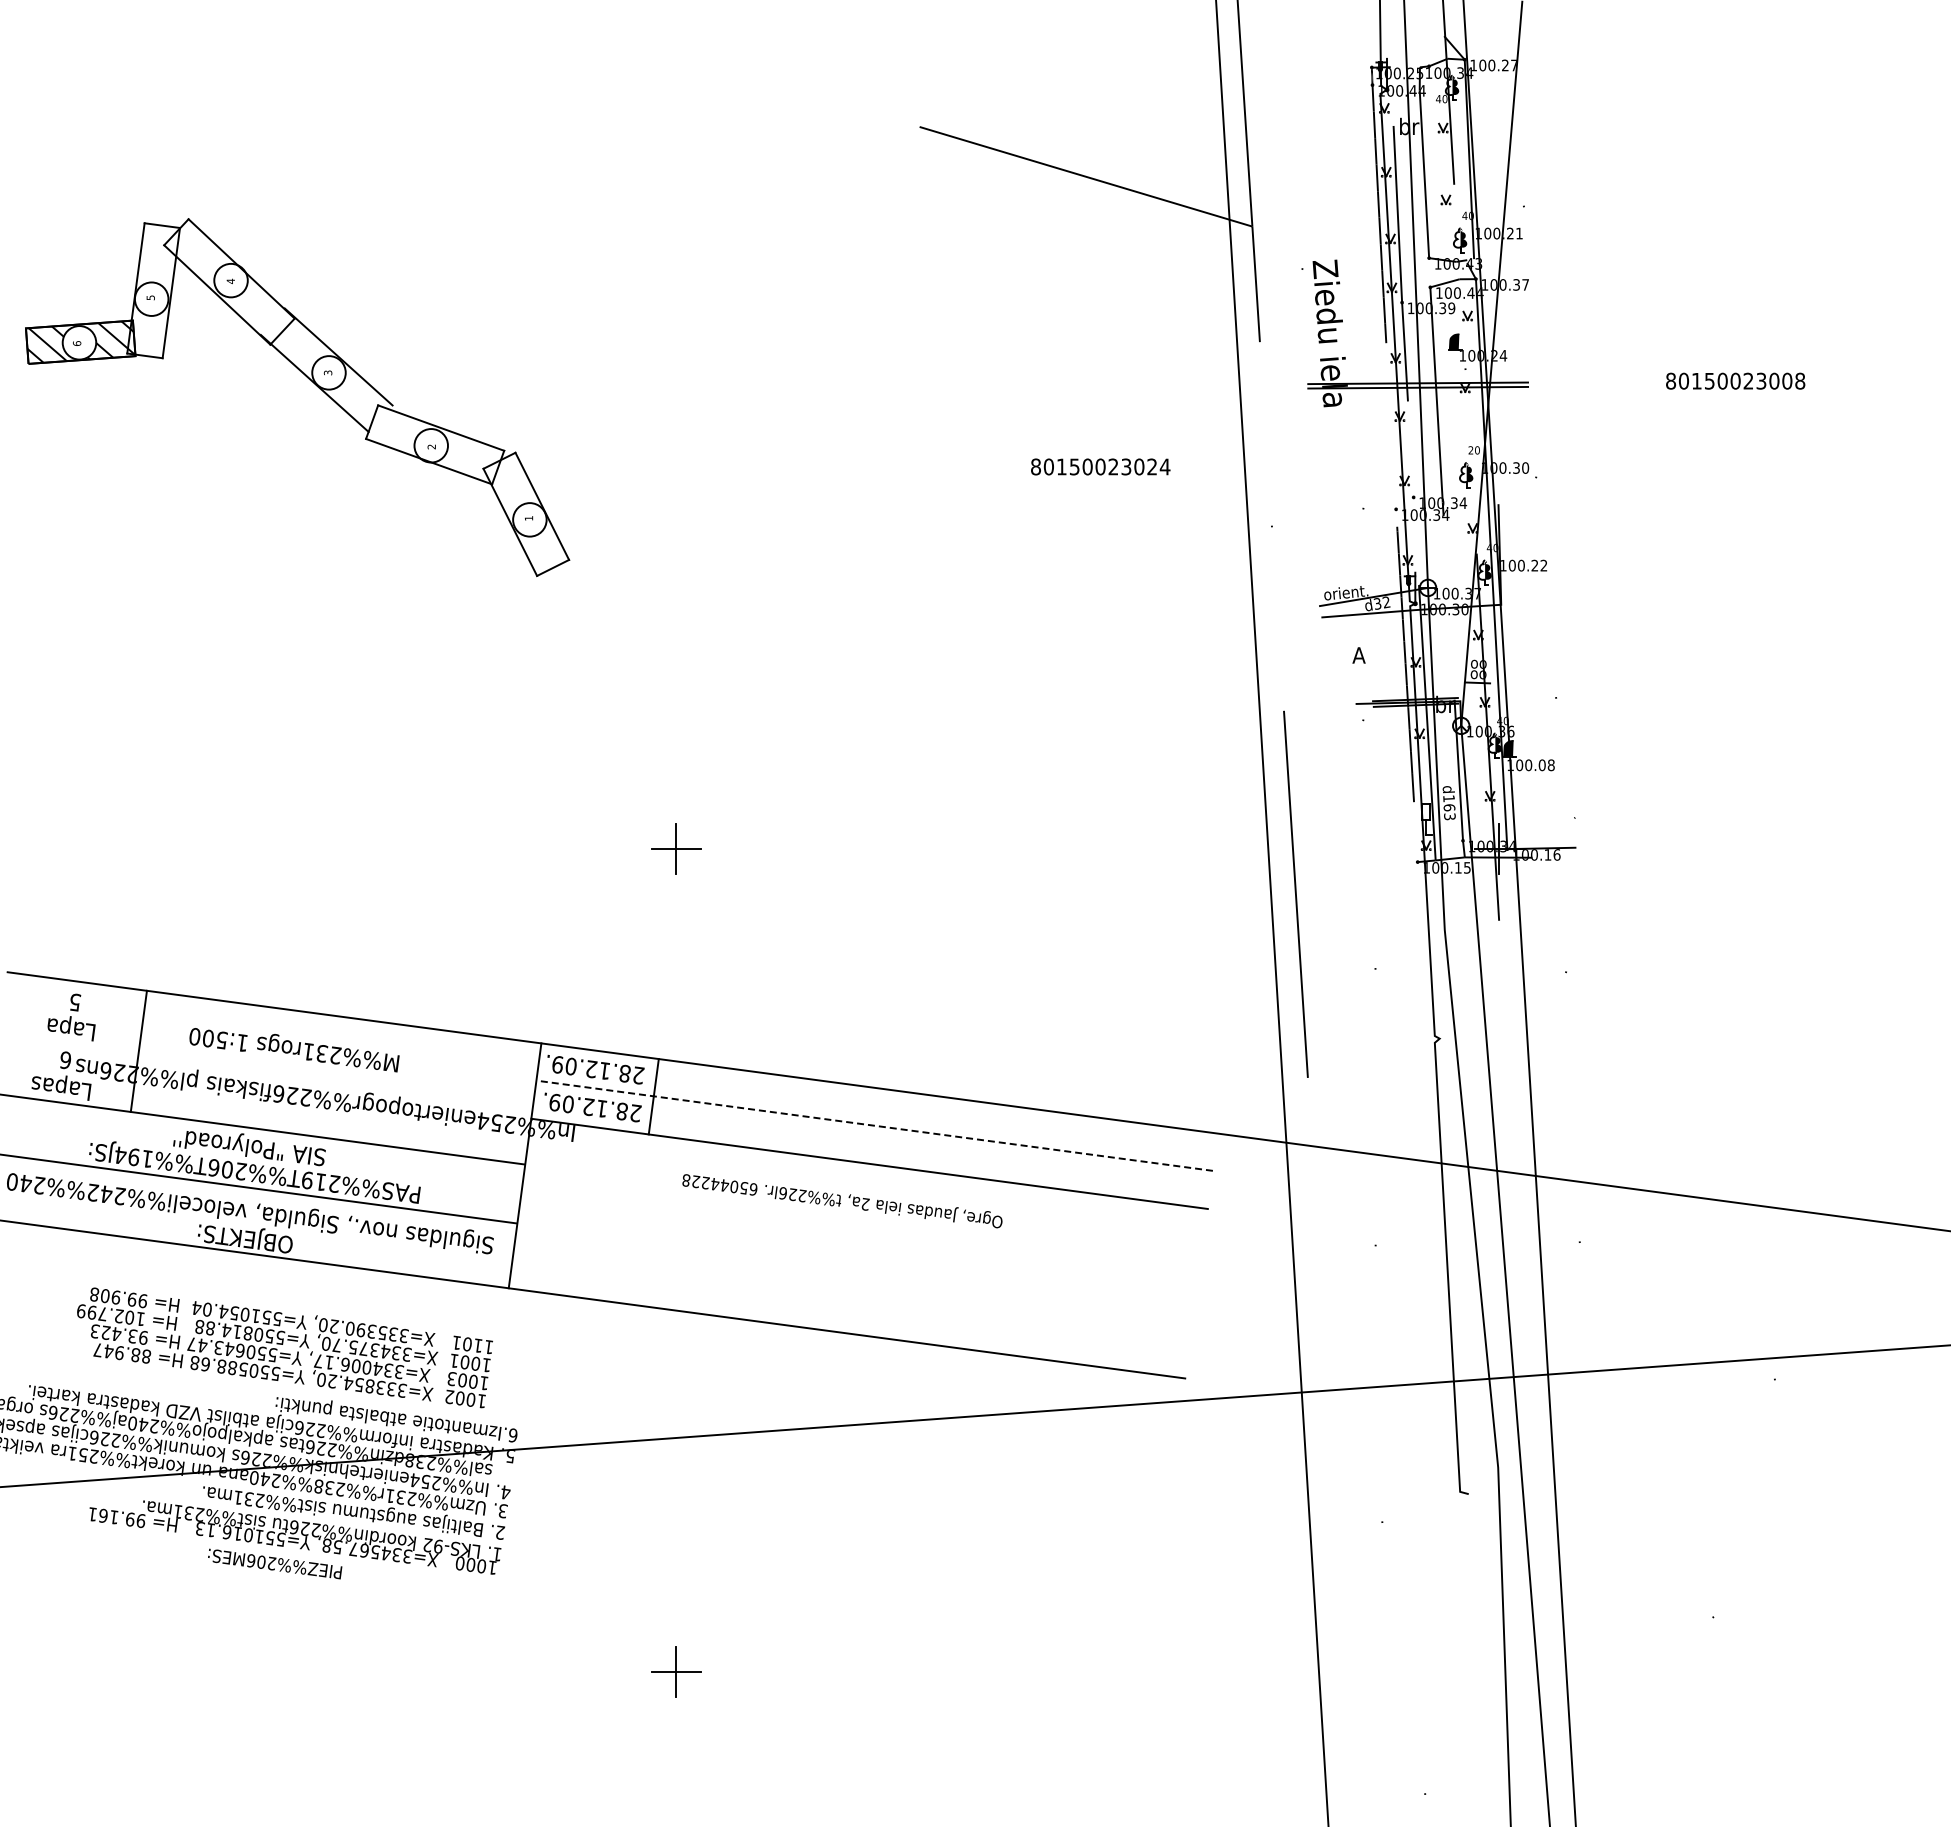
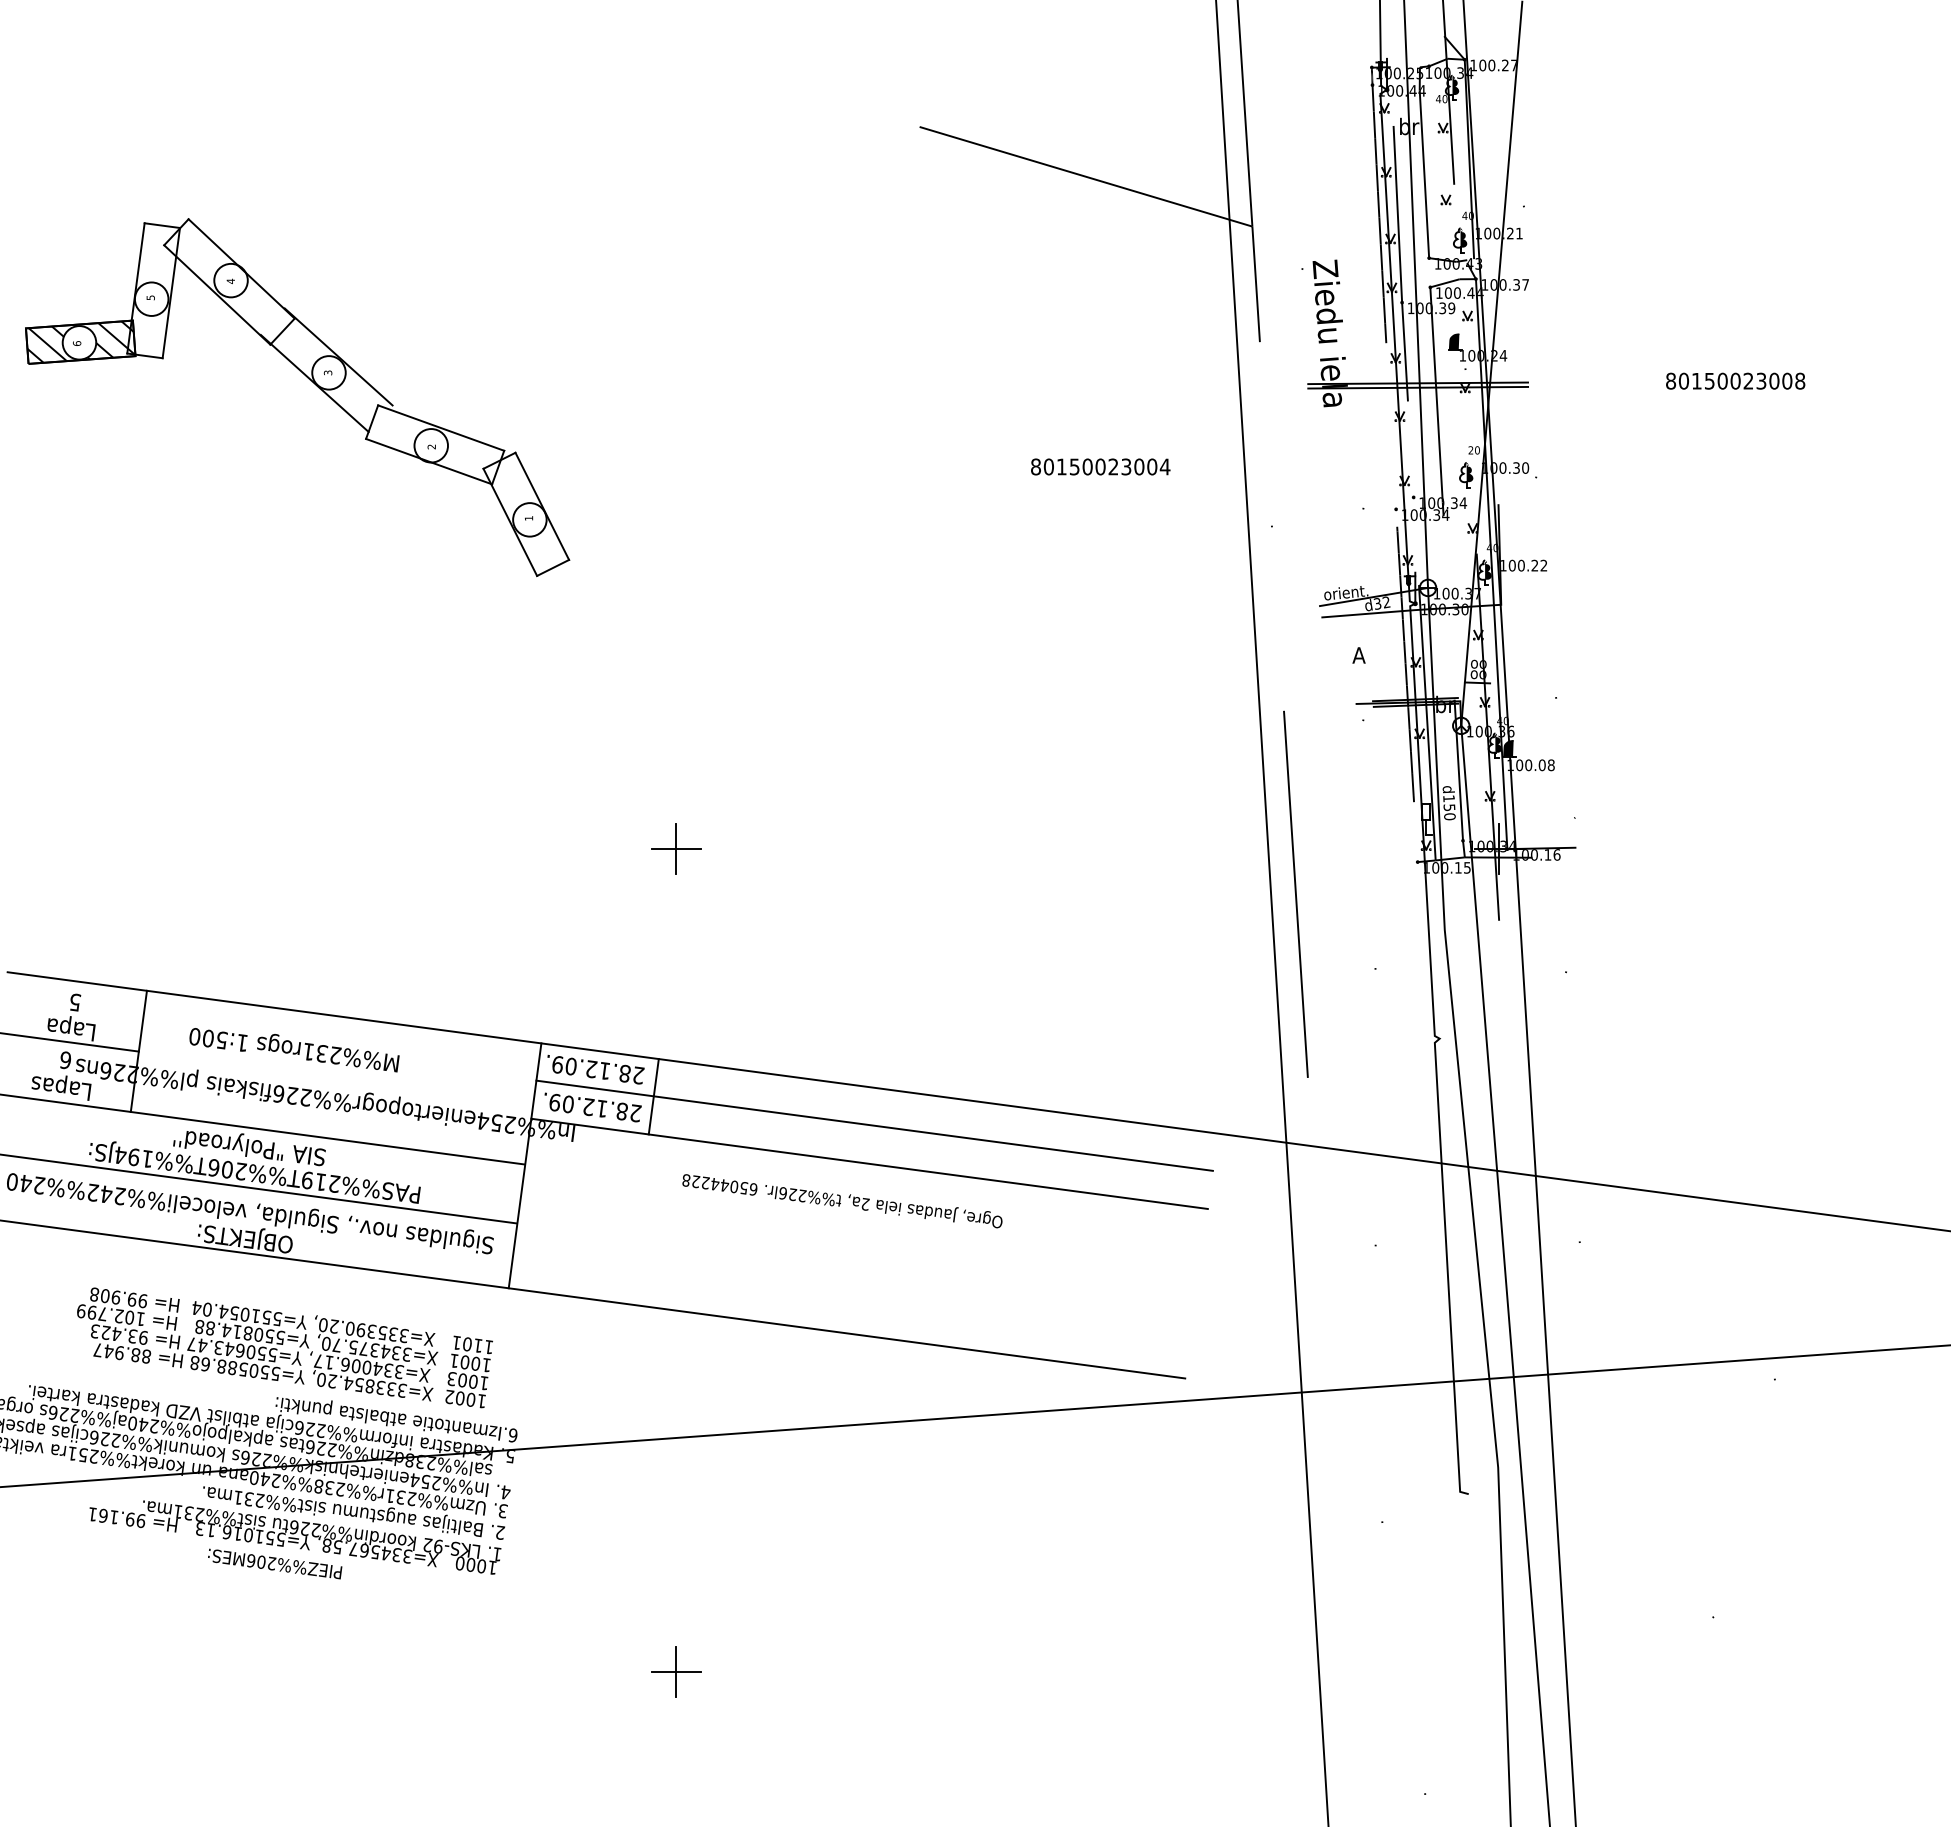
text: 80150023024 -> 80150023004 (1152, 466)
text: d163 -> d150 (1449, 812)
line: none -> present (70, 1042)
line: dashed -> solid (874, 1125)
